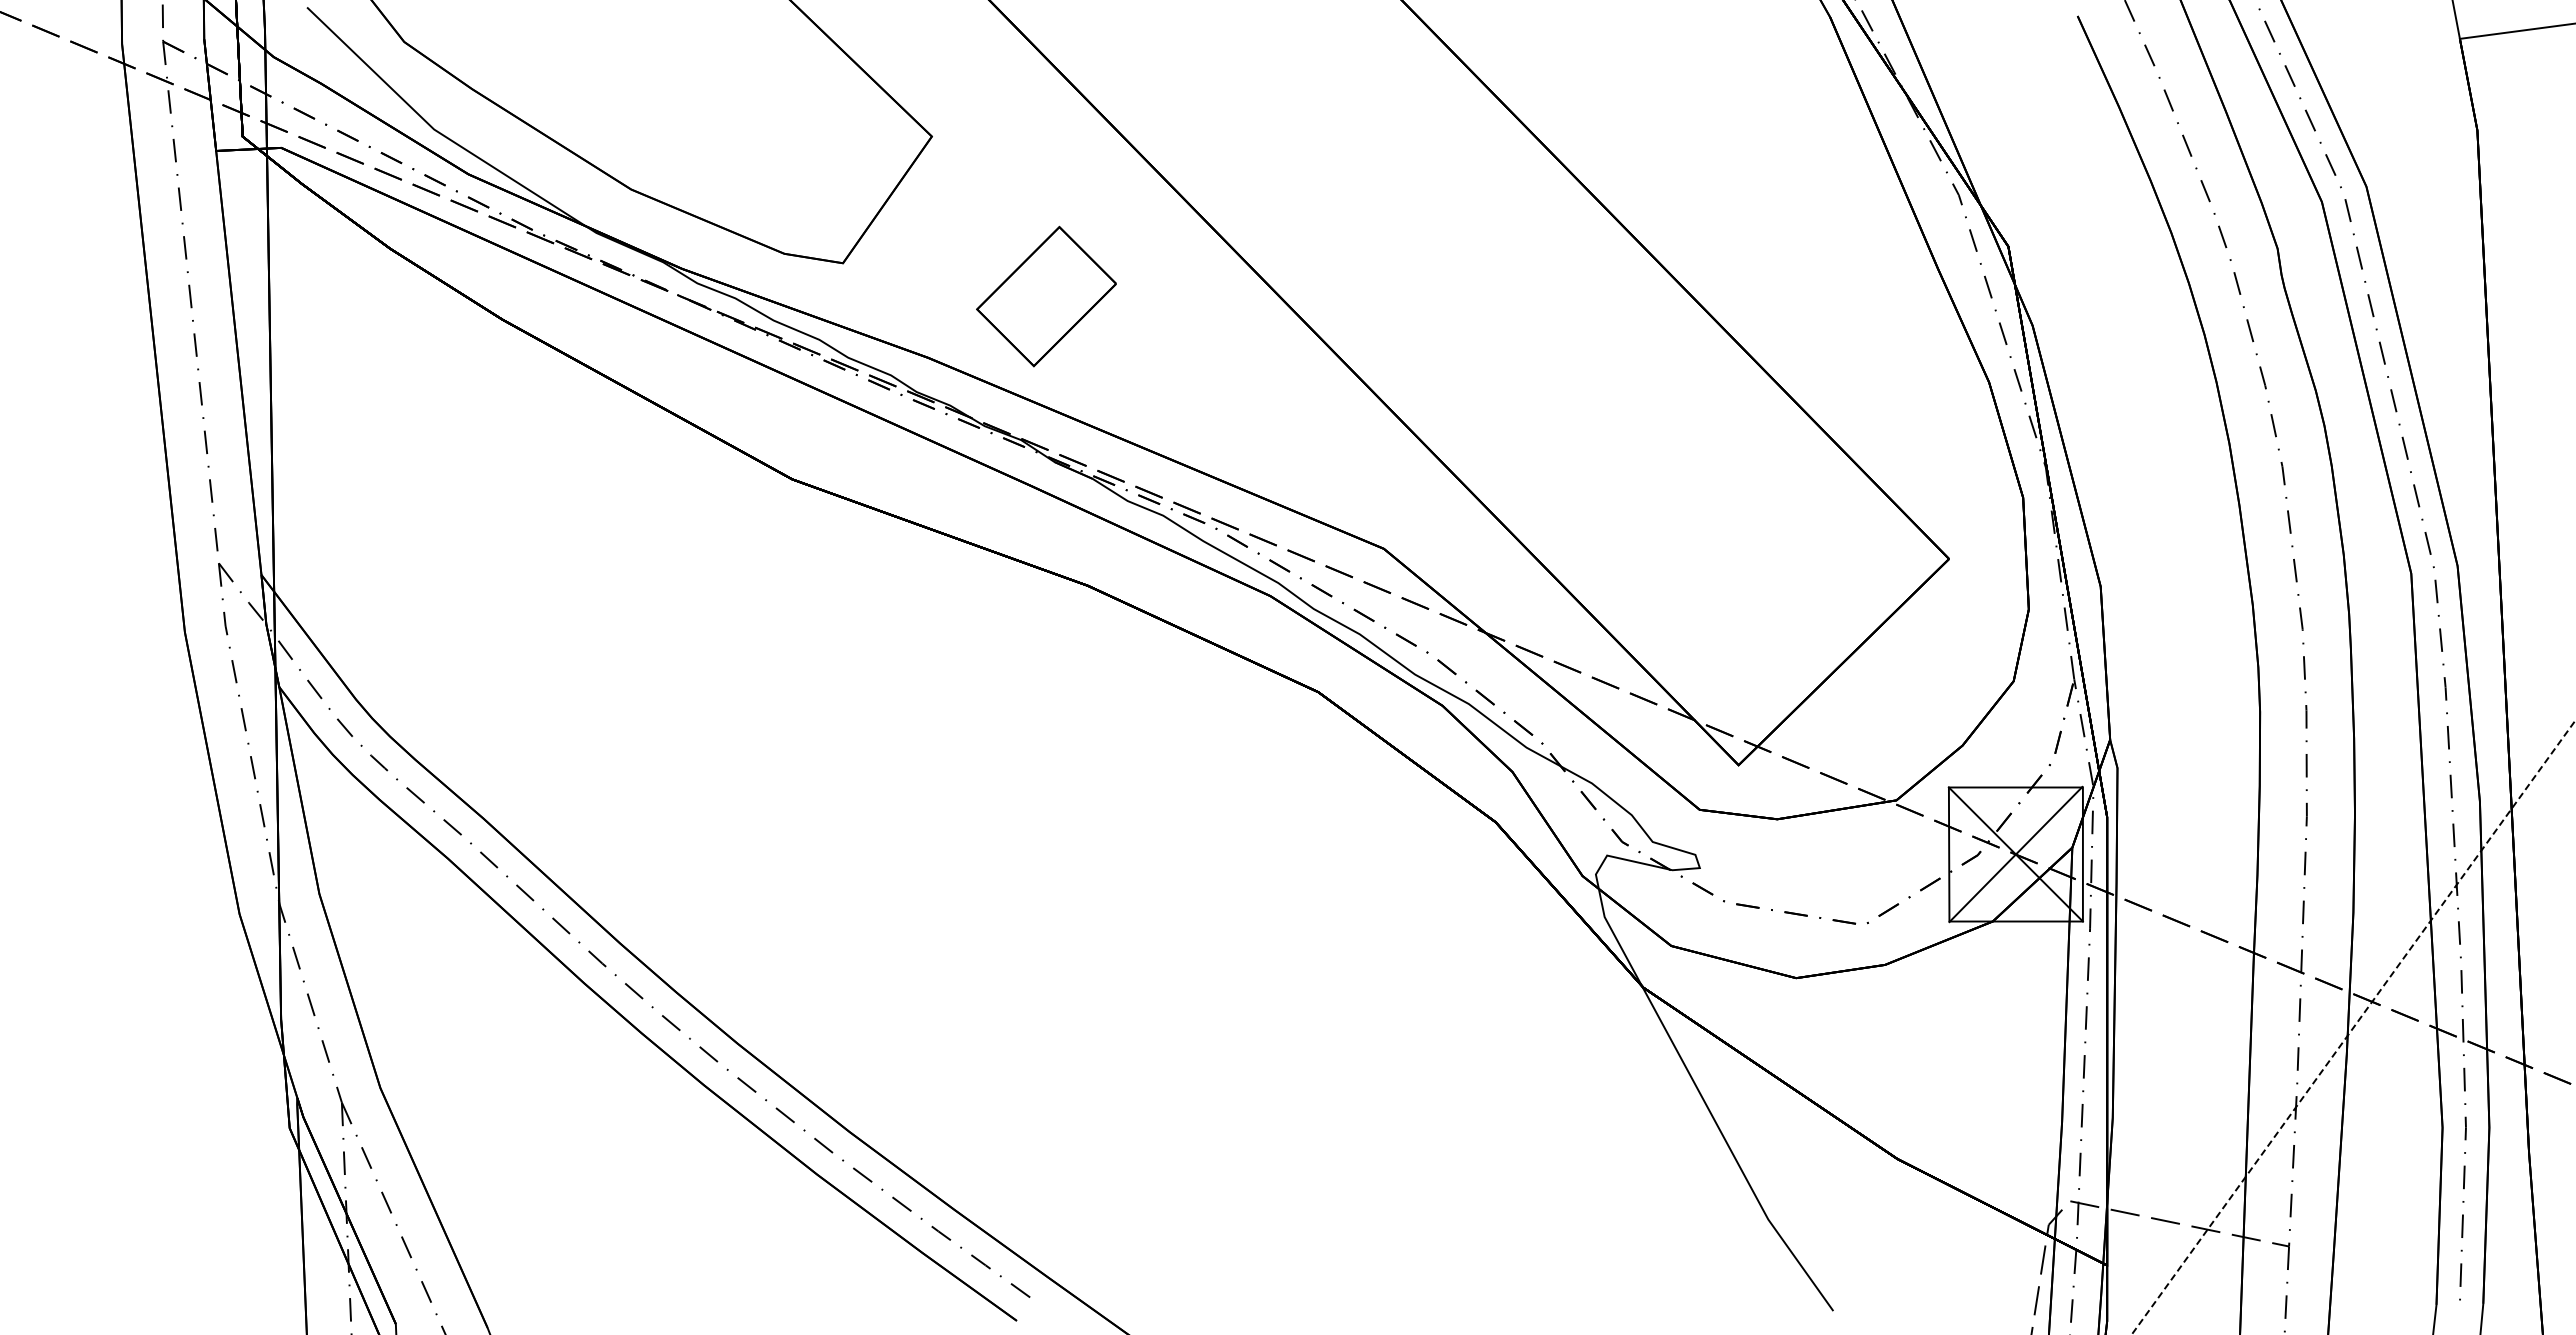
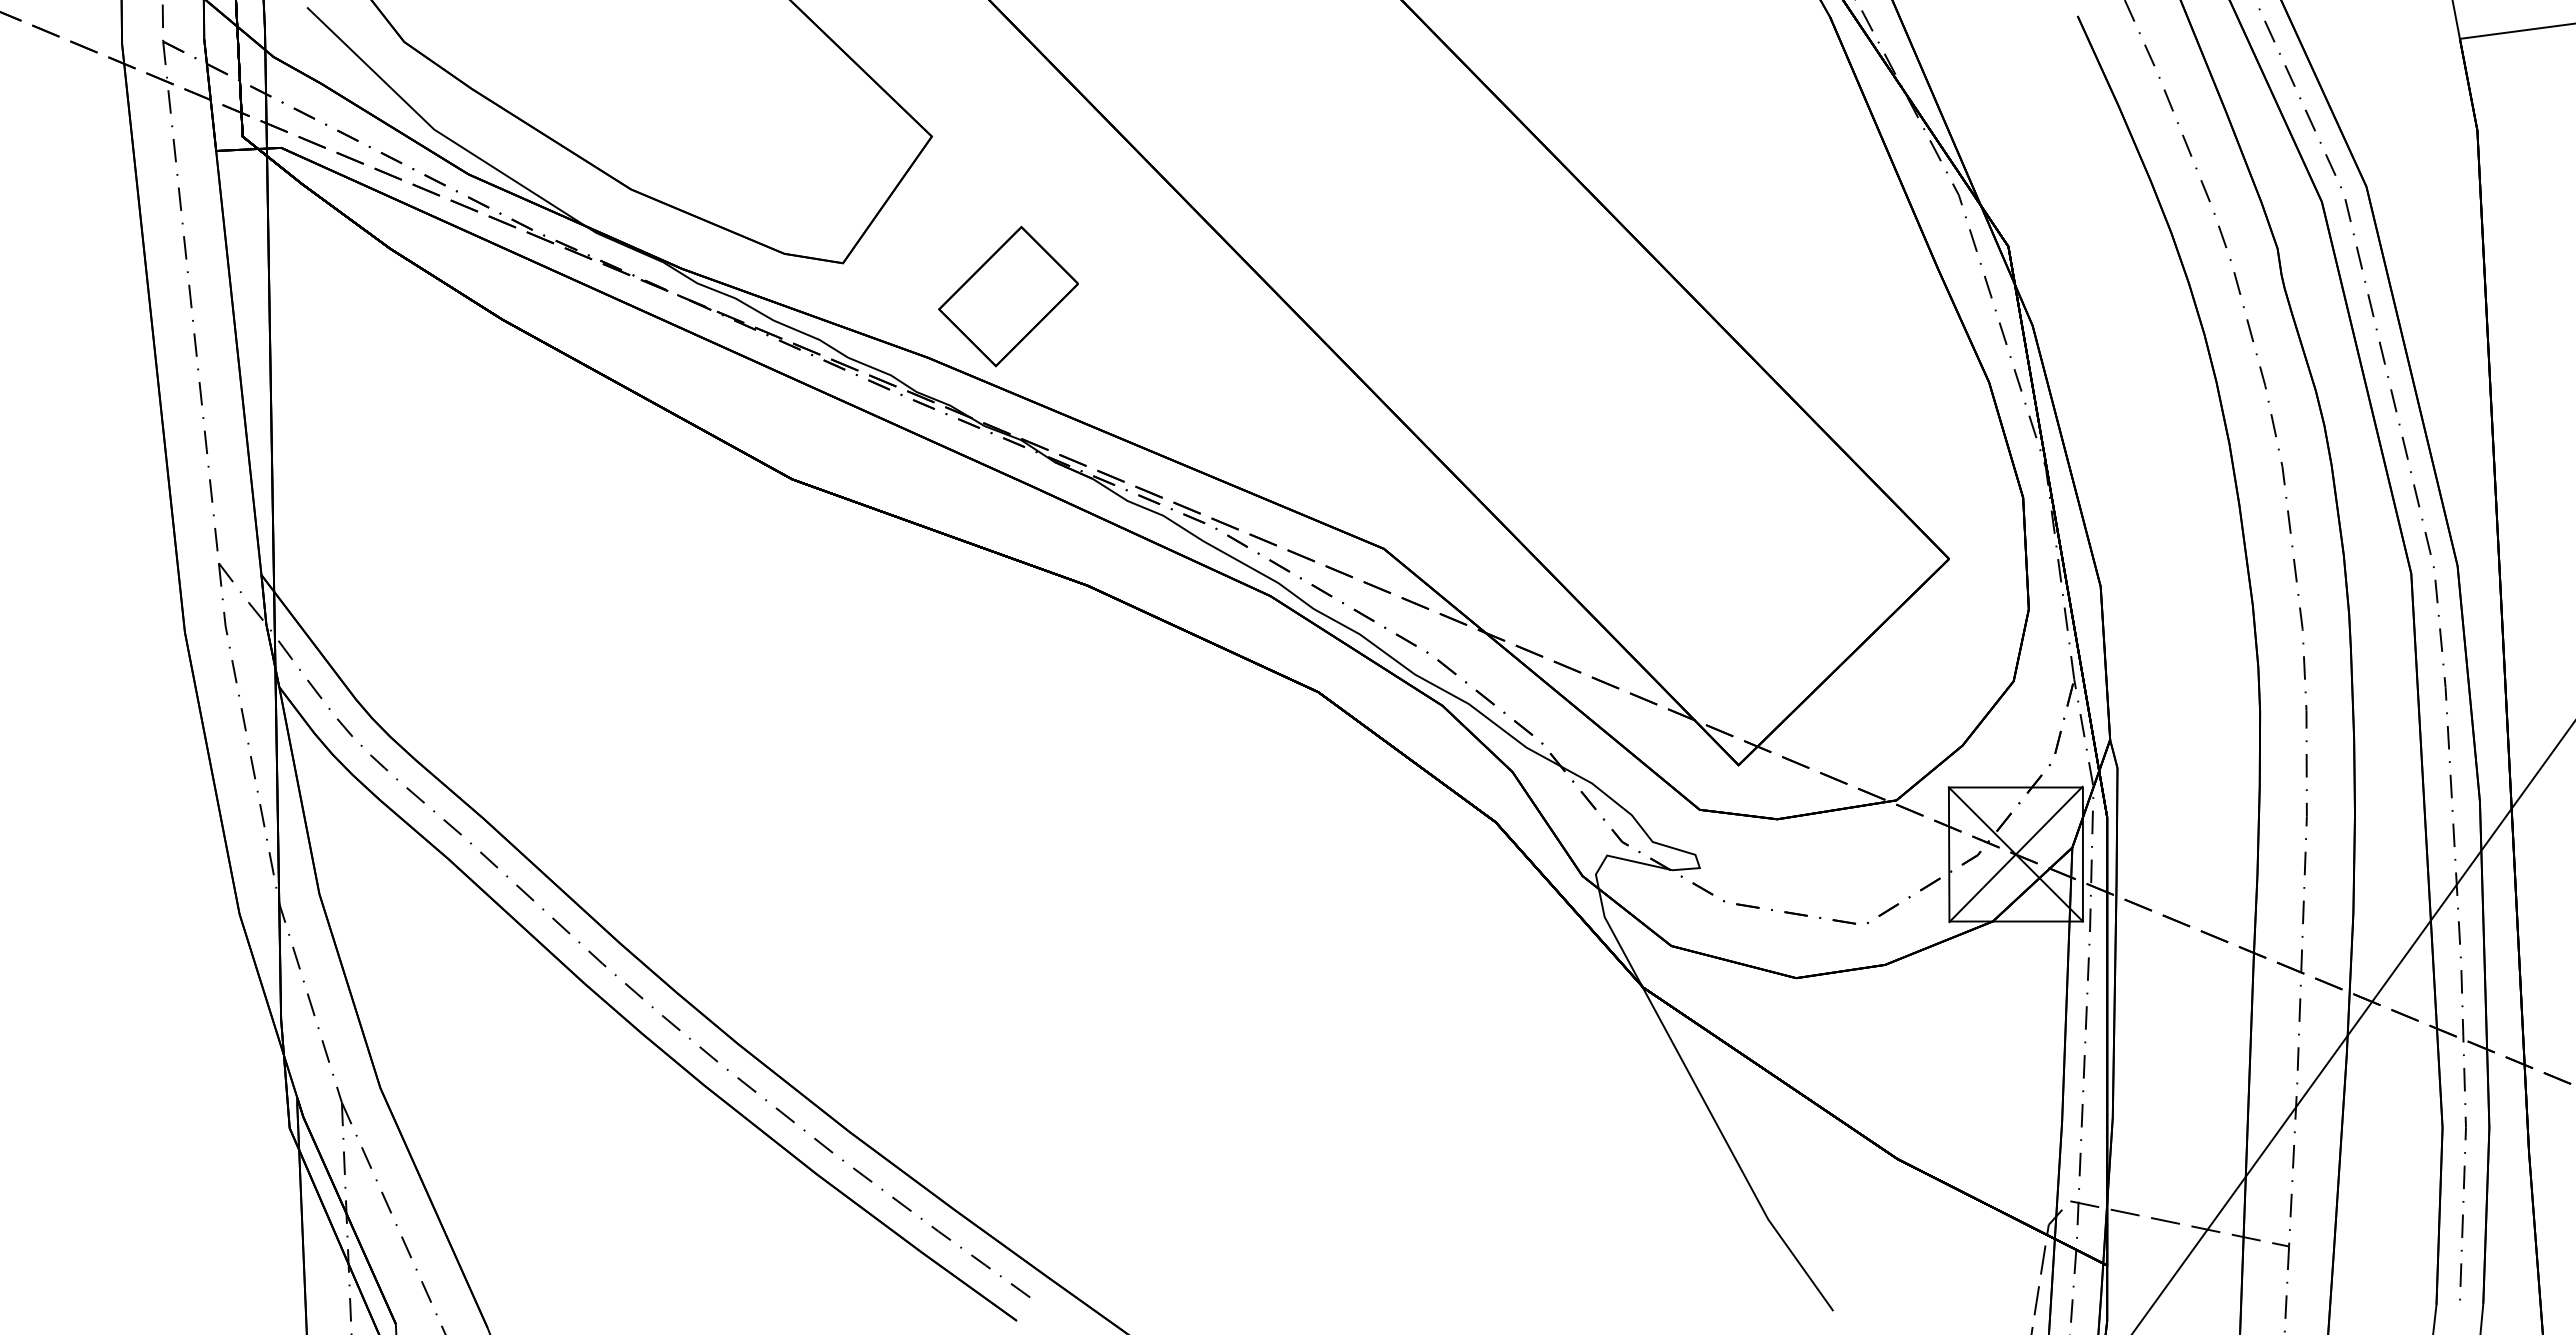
part position: (1046, 296) -> (1008, 296) (1008, 296)
line: dashed -> solid (2353, 1027)
